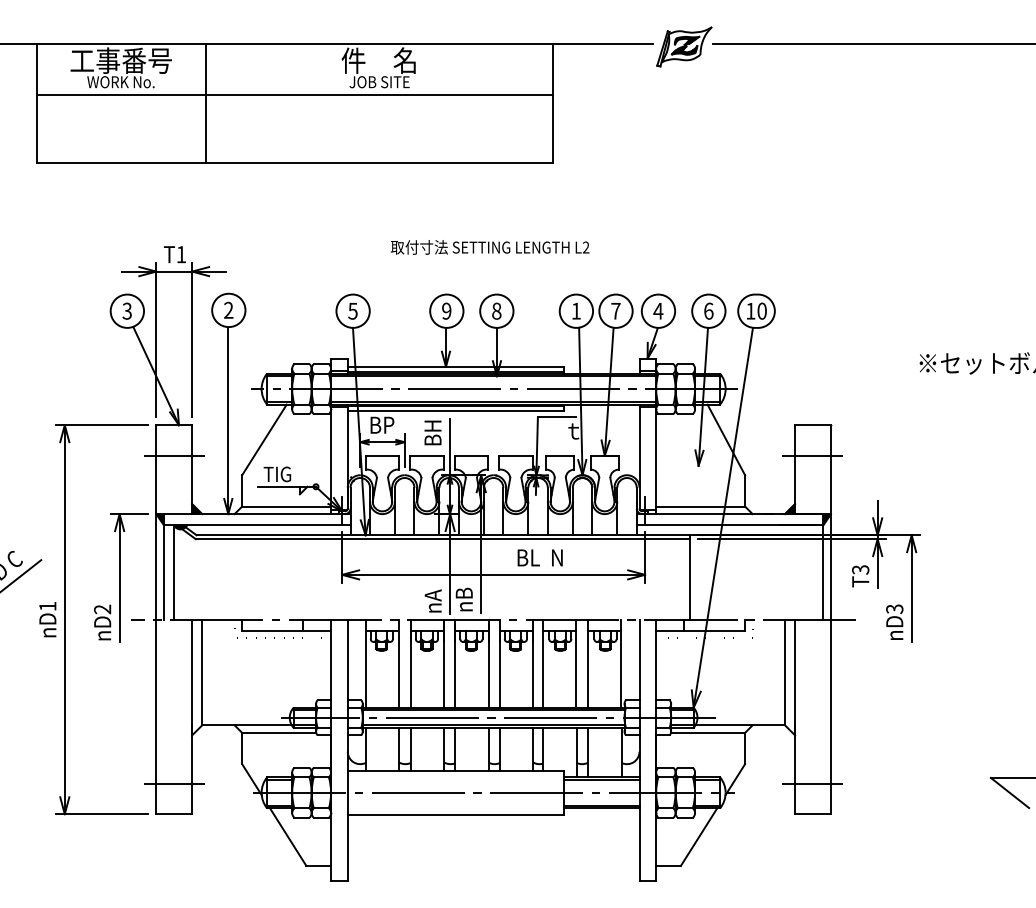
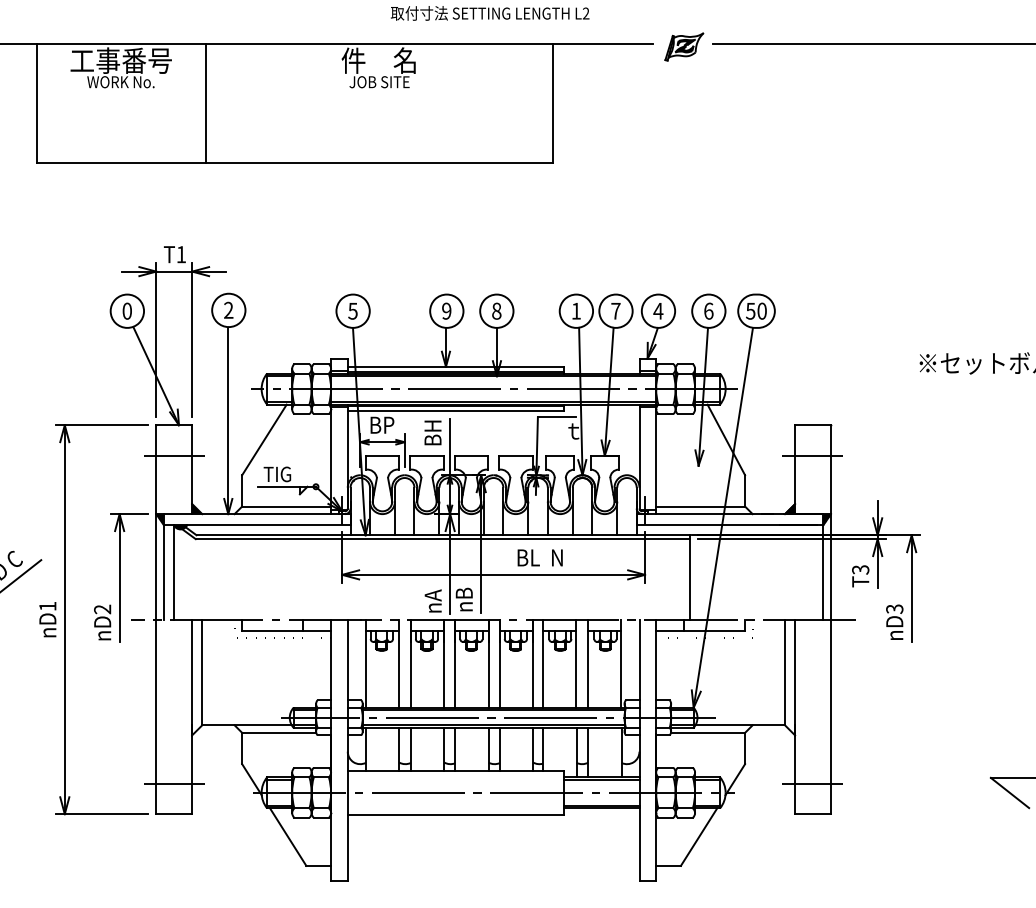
part size: 57x42 px -> 41x30 px (684, 46)
line: present -> none (294, 94)
text position: (489, 247) -> (489, 13) (489, 13)
text: 3 -> 0 (126, 310)
text: 10 -> 50 (750, 311)
